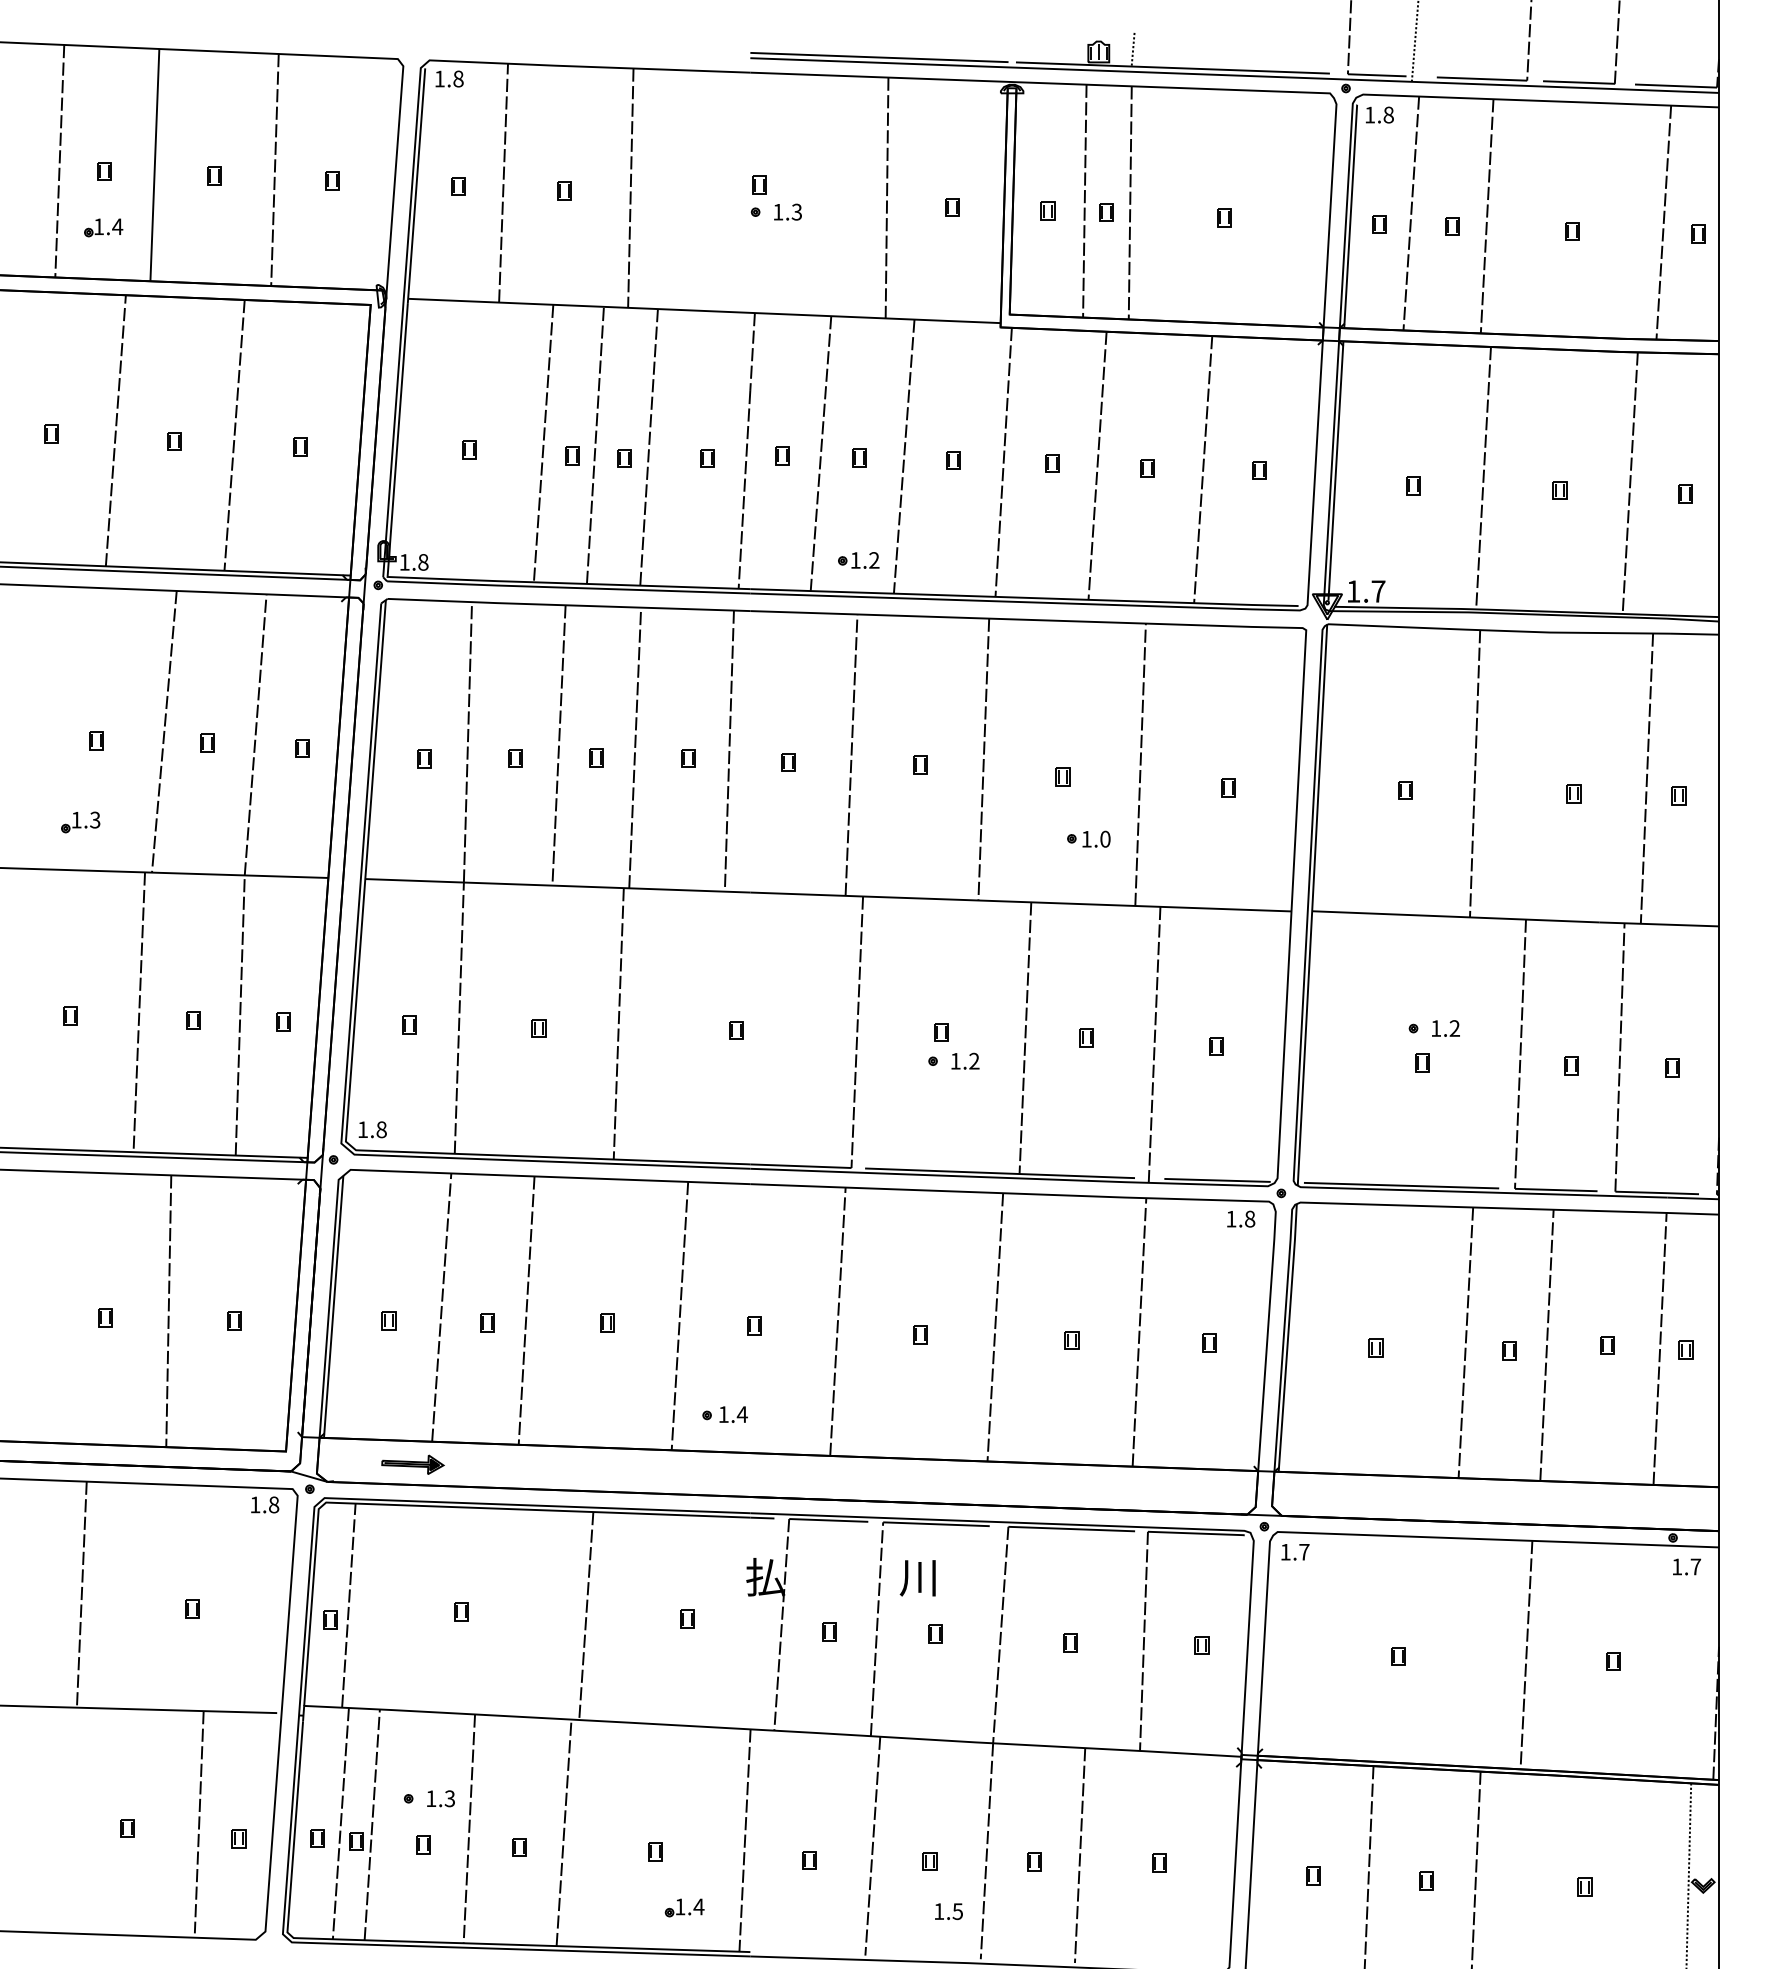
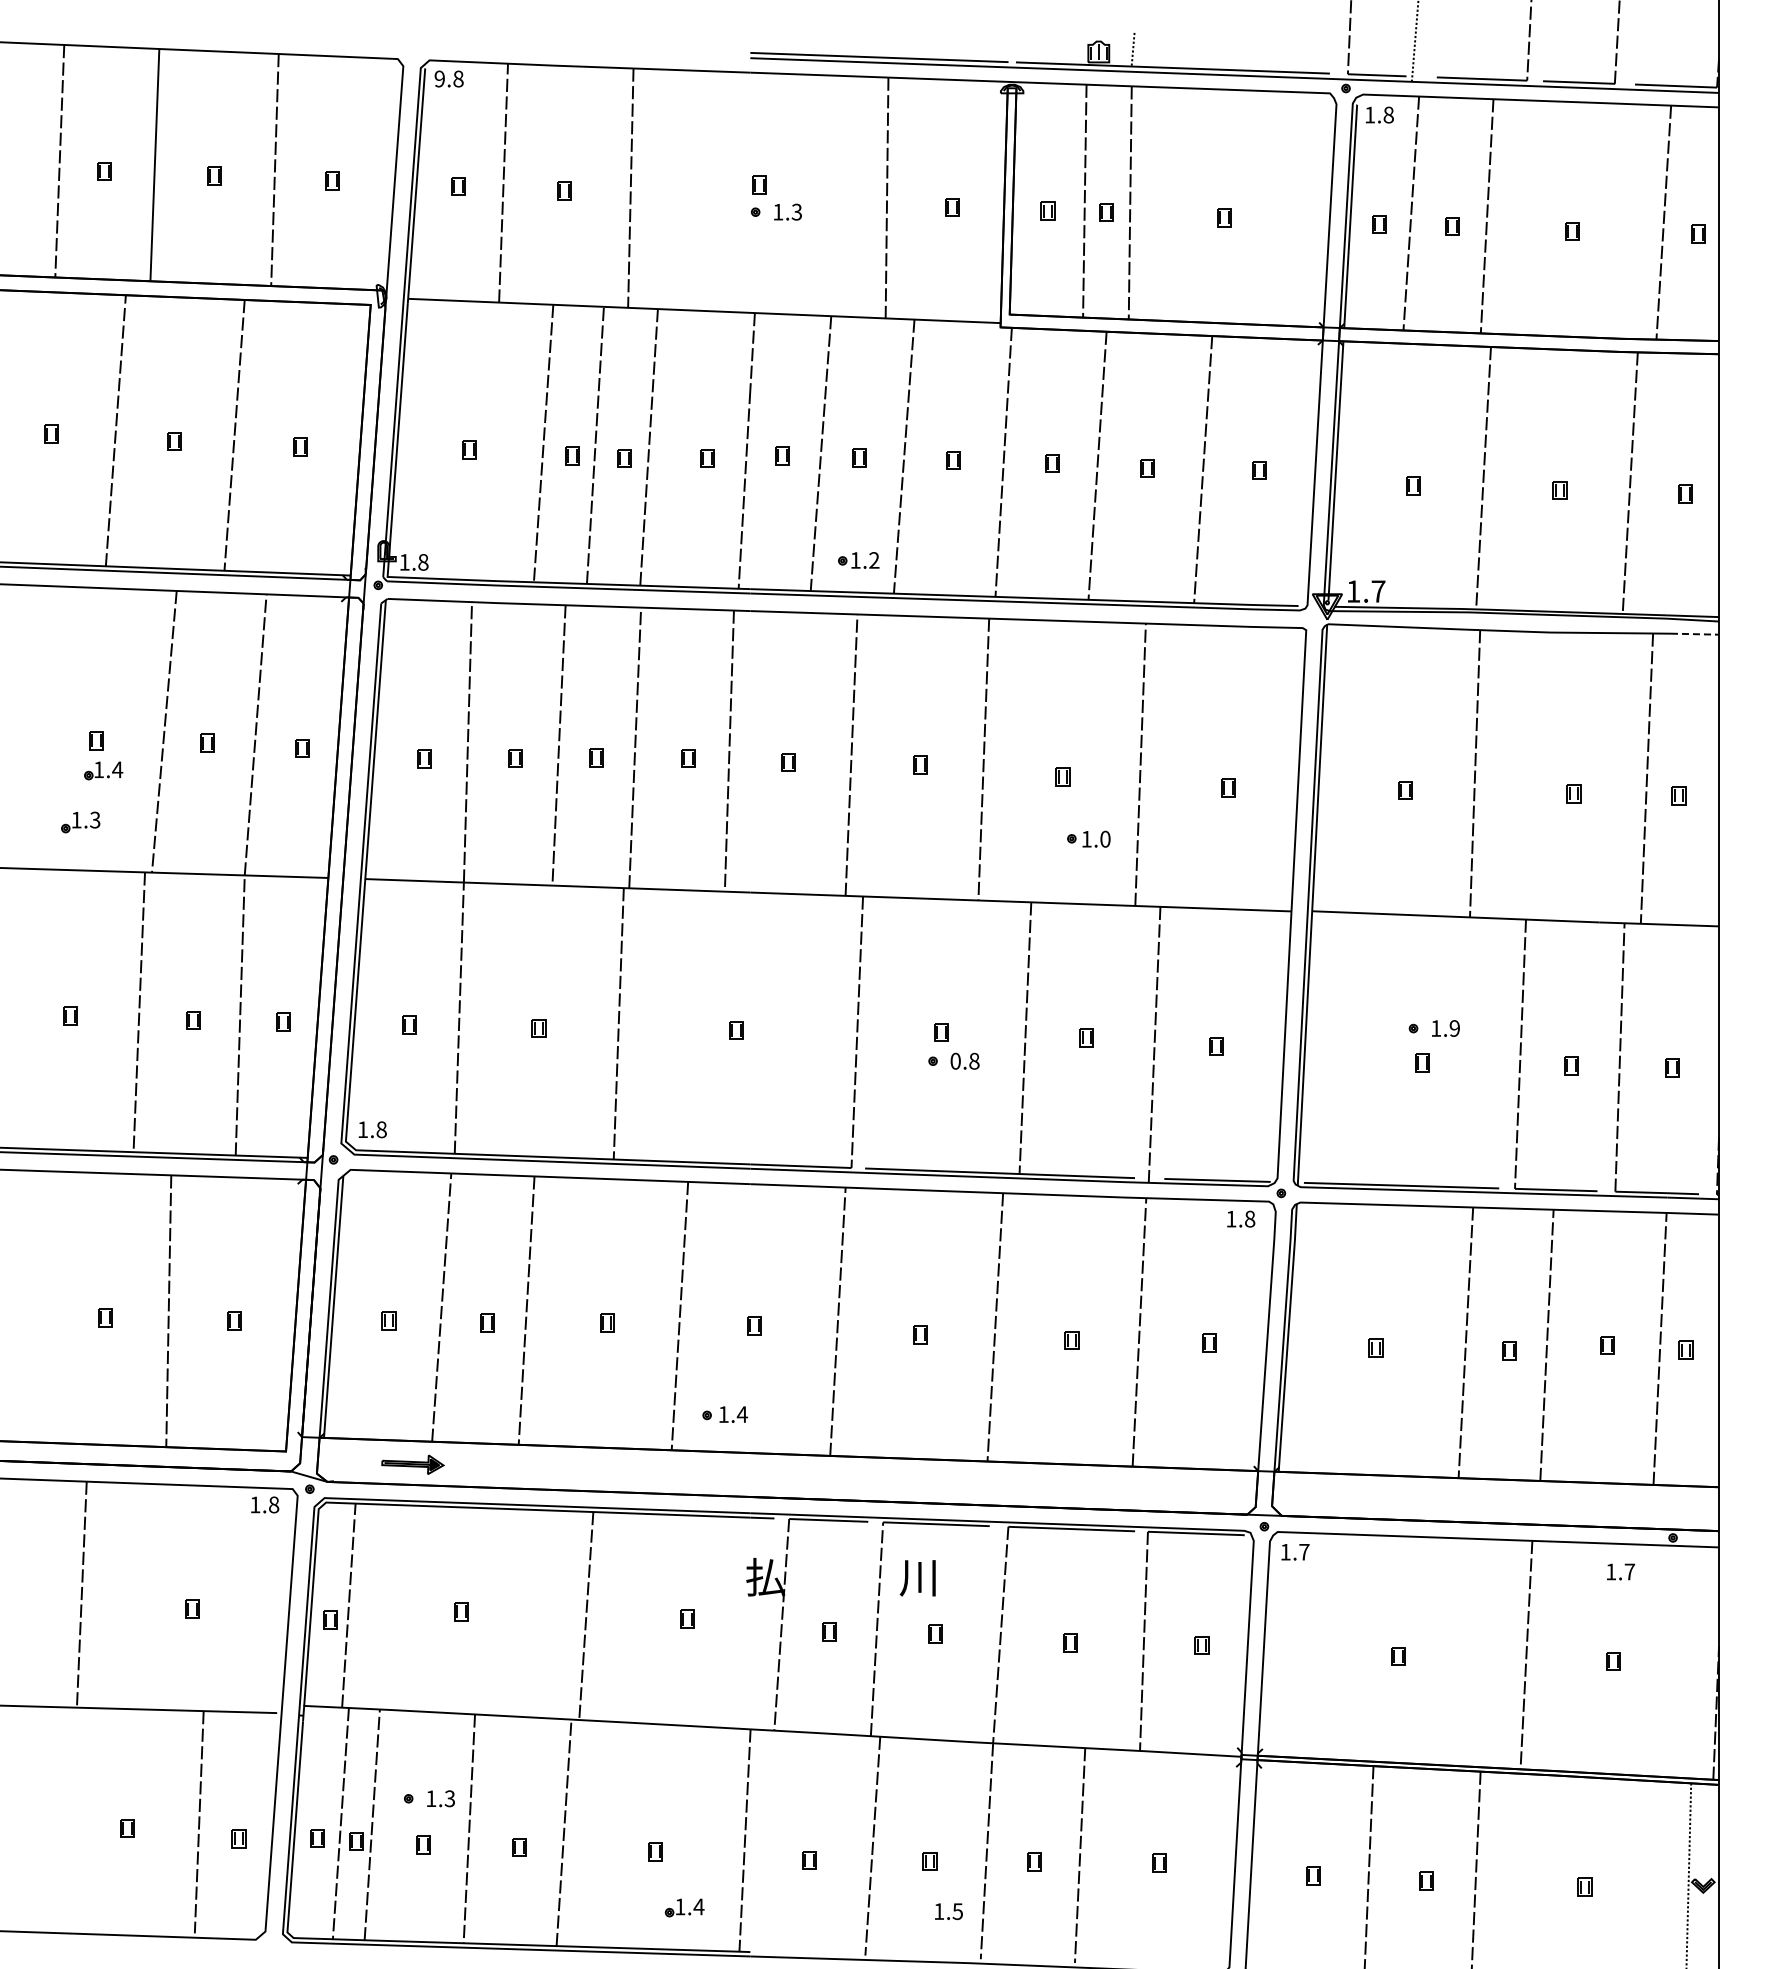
text: 1.8 -> 9.8 (439, 78)
part position: (103, 227) -> (103, 770) (103, 770)
line: solid -> dashed (1695, 634)
text: 1.2 -> 1.9 (1454, 1028)
text: 1.2 -> 0.8 (964, 1060)
text position: (1687, 1566) -> (1621, 1571) (1621, 1571)
